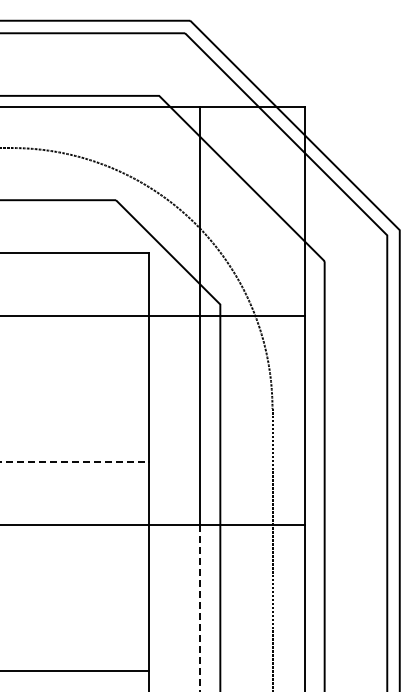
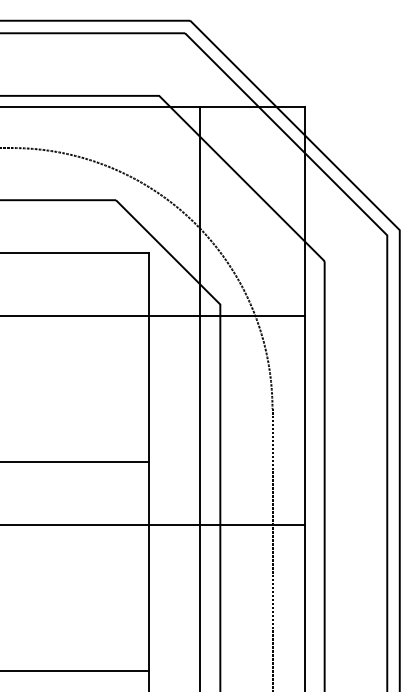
line: dashed -> solid (75, 462)
line: dashed -> solid (200, 608)
